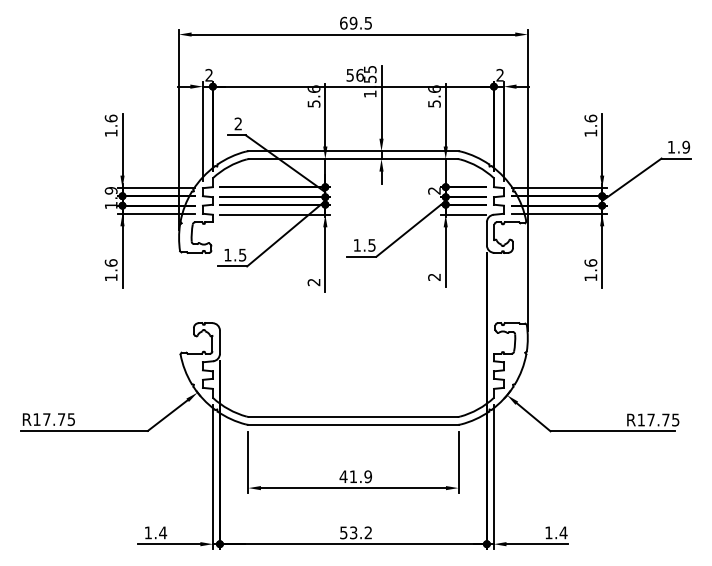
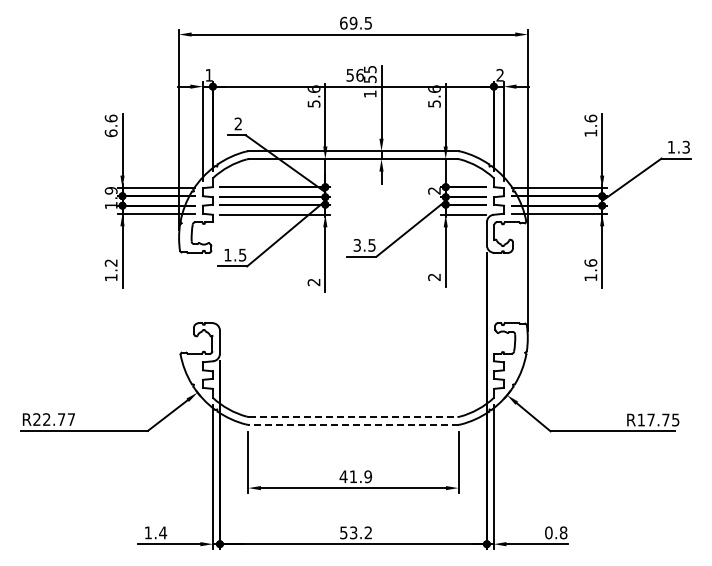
text: 2 -> 1 (208, 74)
text: 1.6 -> 6.6 (110, 133)
text: 1.9 -> 1.3 (686, 147)
text: 1.5 -> 3.5 (356, 245)
text: 1.6 -> 1.2 (110, 262)
line: solid -> dashed (353, 416)
text: R17.75 -> R22.77 (53, 419)
line: solid -> dashed (352, 424)
text: 1.4 -> 0.8 (556, 532)
